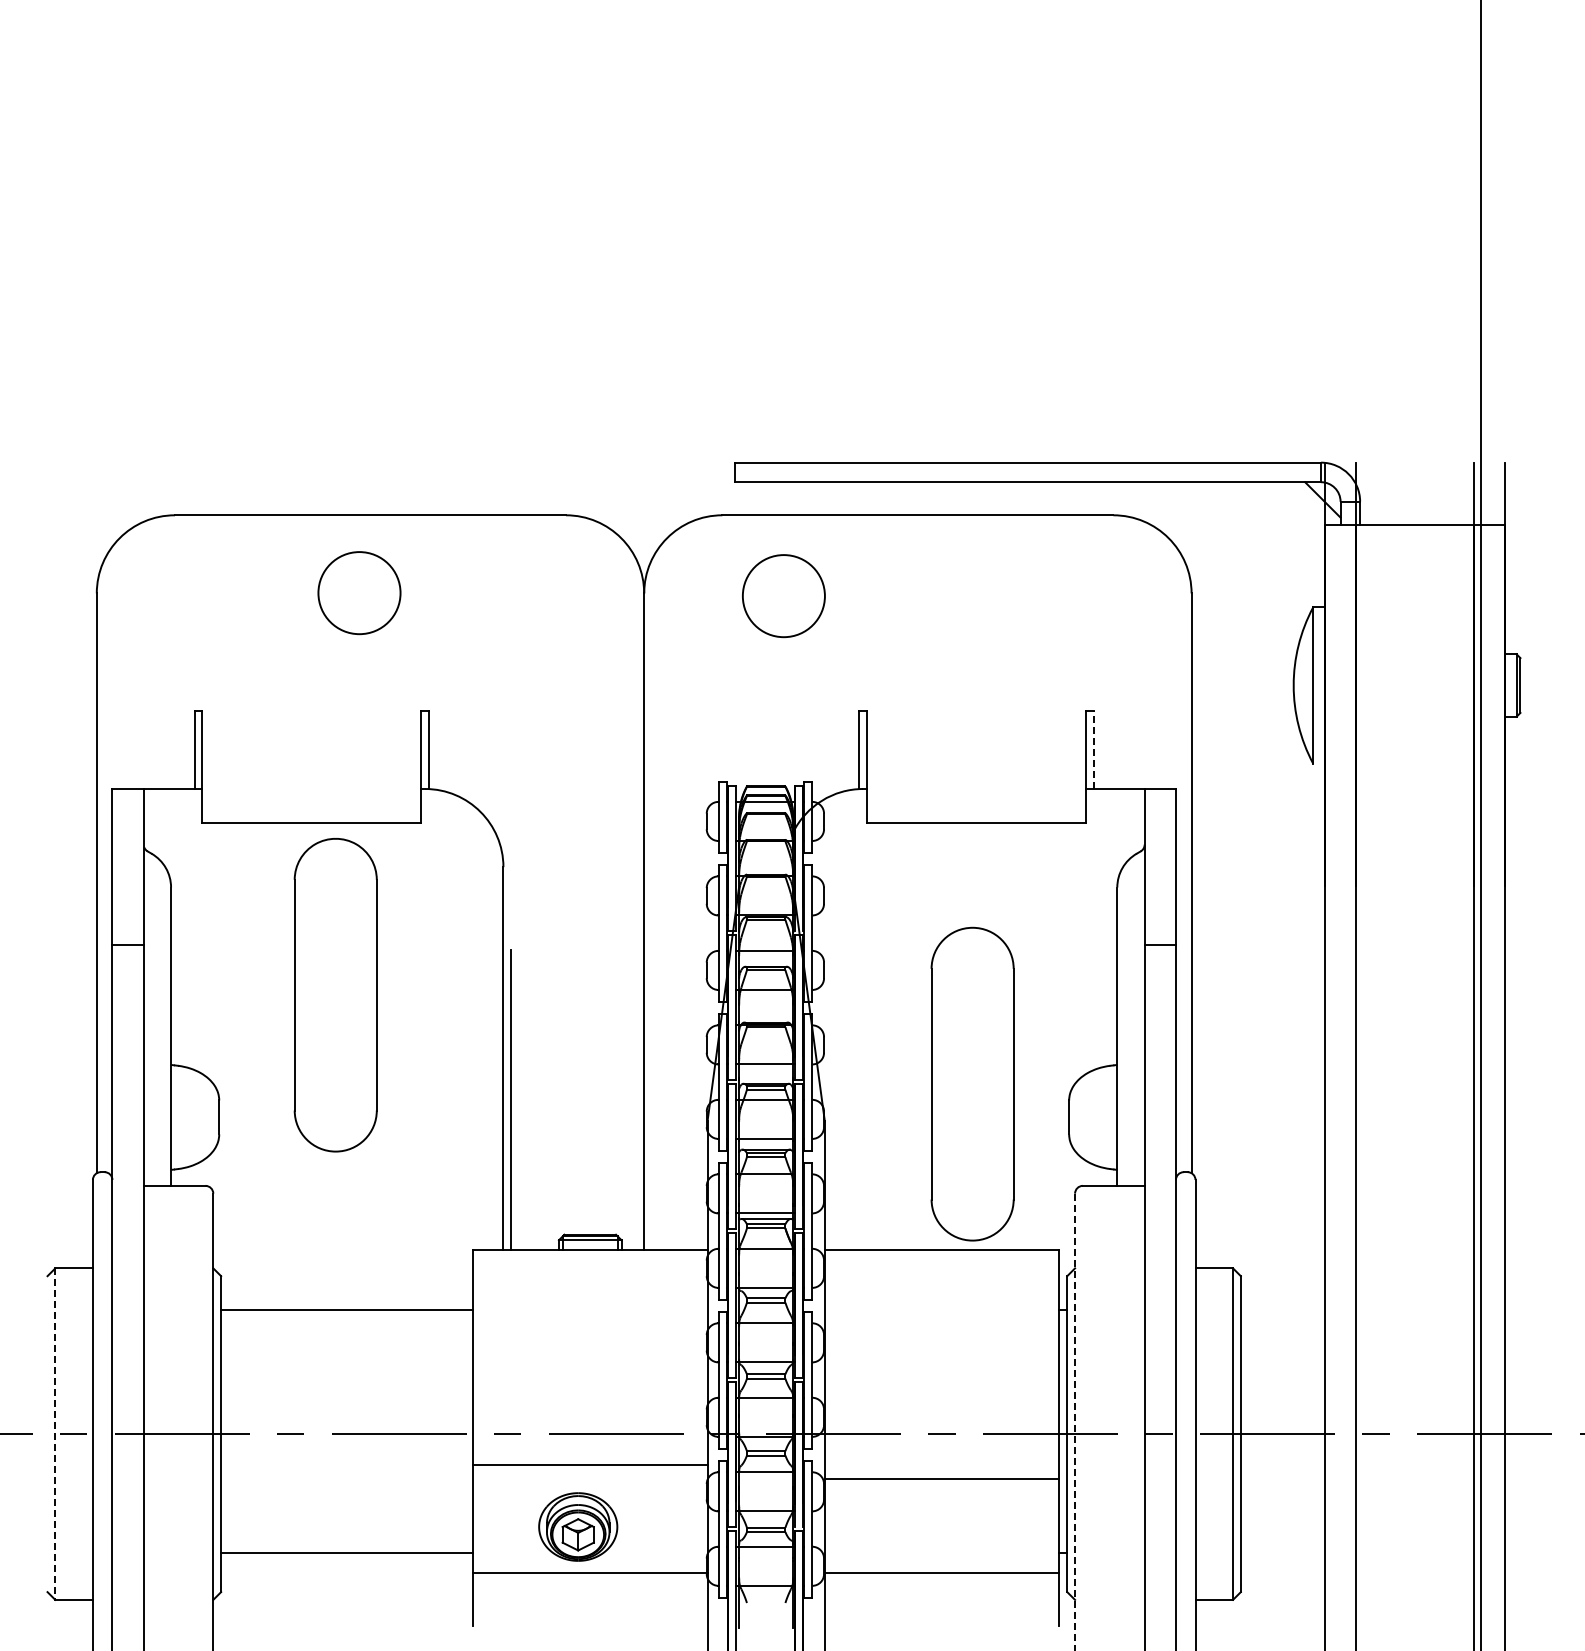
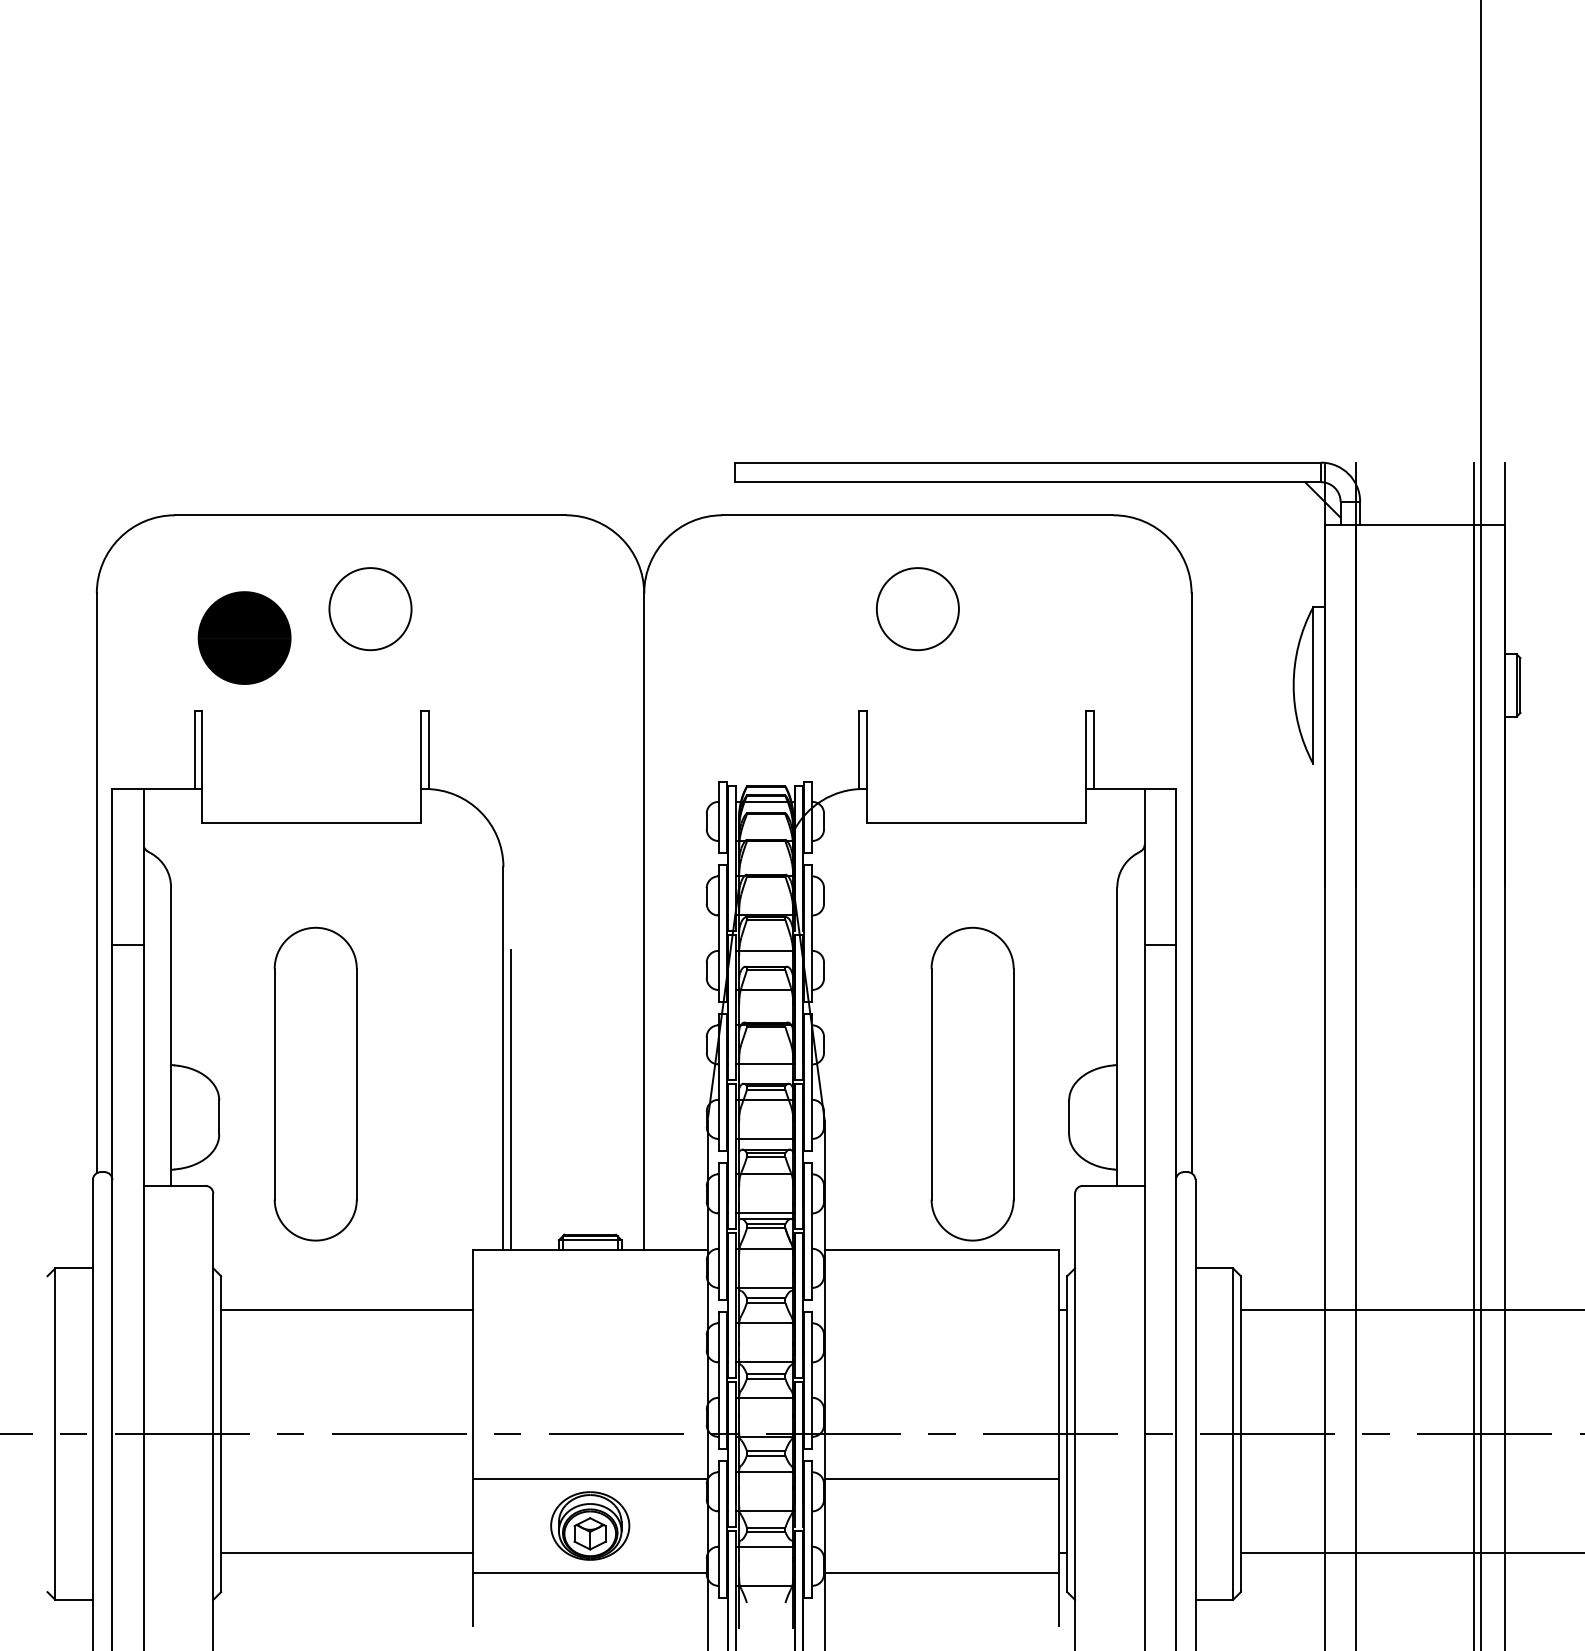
circle position: (359, 593) -> (370, 609) (370, 609)
circle position: (783, 596) -> (917, 609) (917, 609)
part: none -> present (244, 637)
line: dashed -> solid (1093, 749)
part position: (335, 994) -> (315, 1083) (315, 1083)
line: none -> present (1410, 1310)
line: dashed -> solid (1075, 1422)
line: dashed -> solid (55, 1434)
line position: (589, 1465) -> (589, 1479) (589, 1479)
part position: (578, 1526) -> (590, 1525) (590, 1525)
line: none -> present (1410, 1553)
